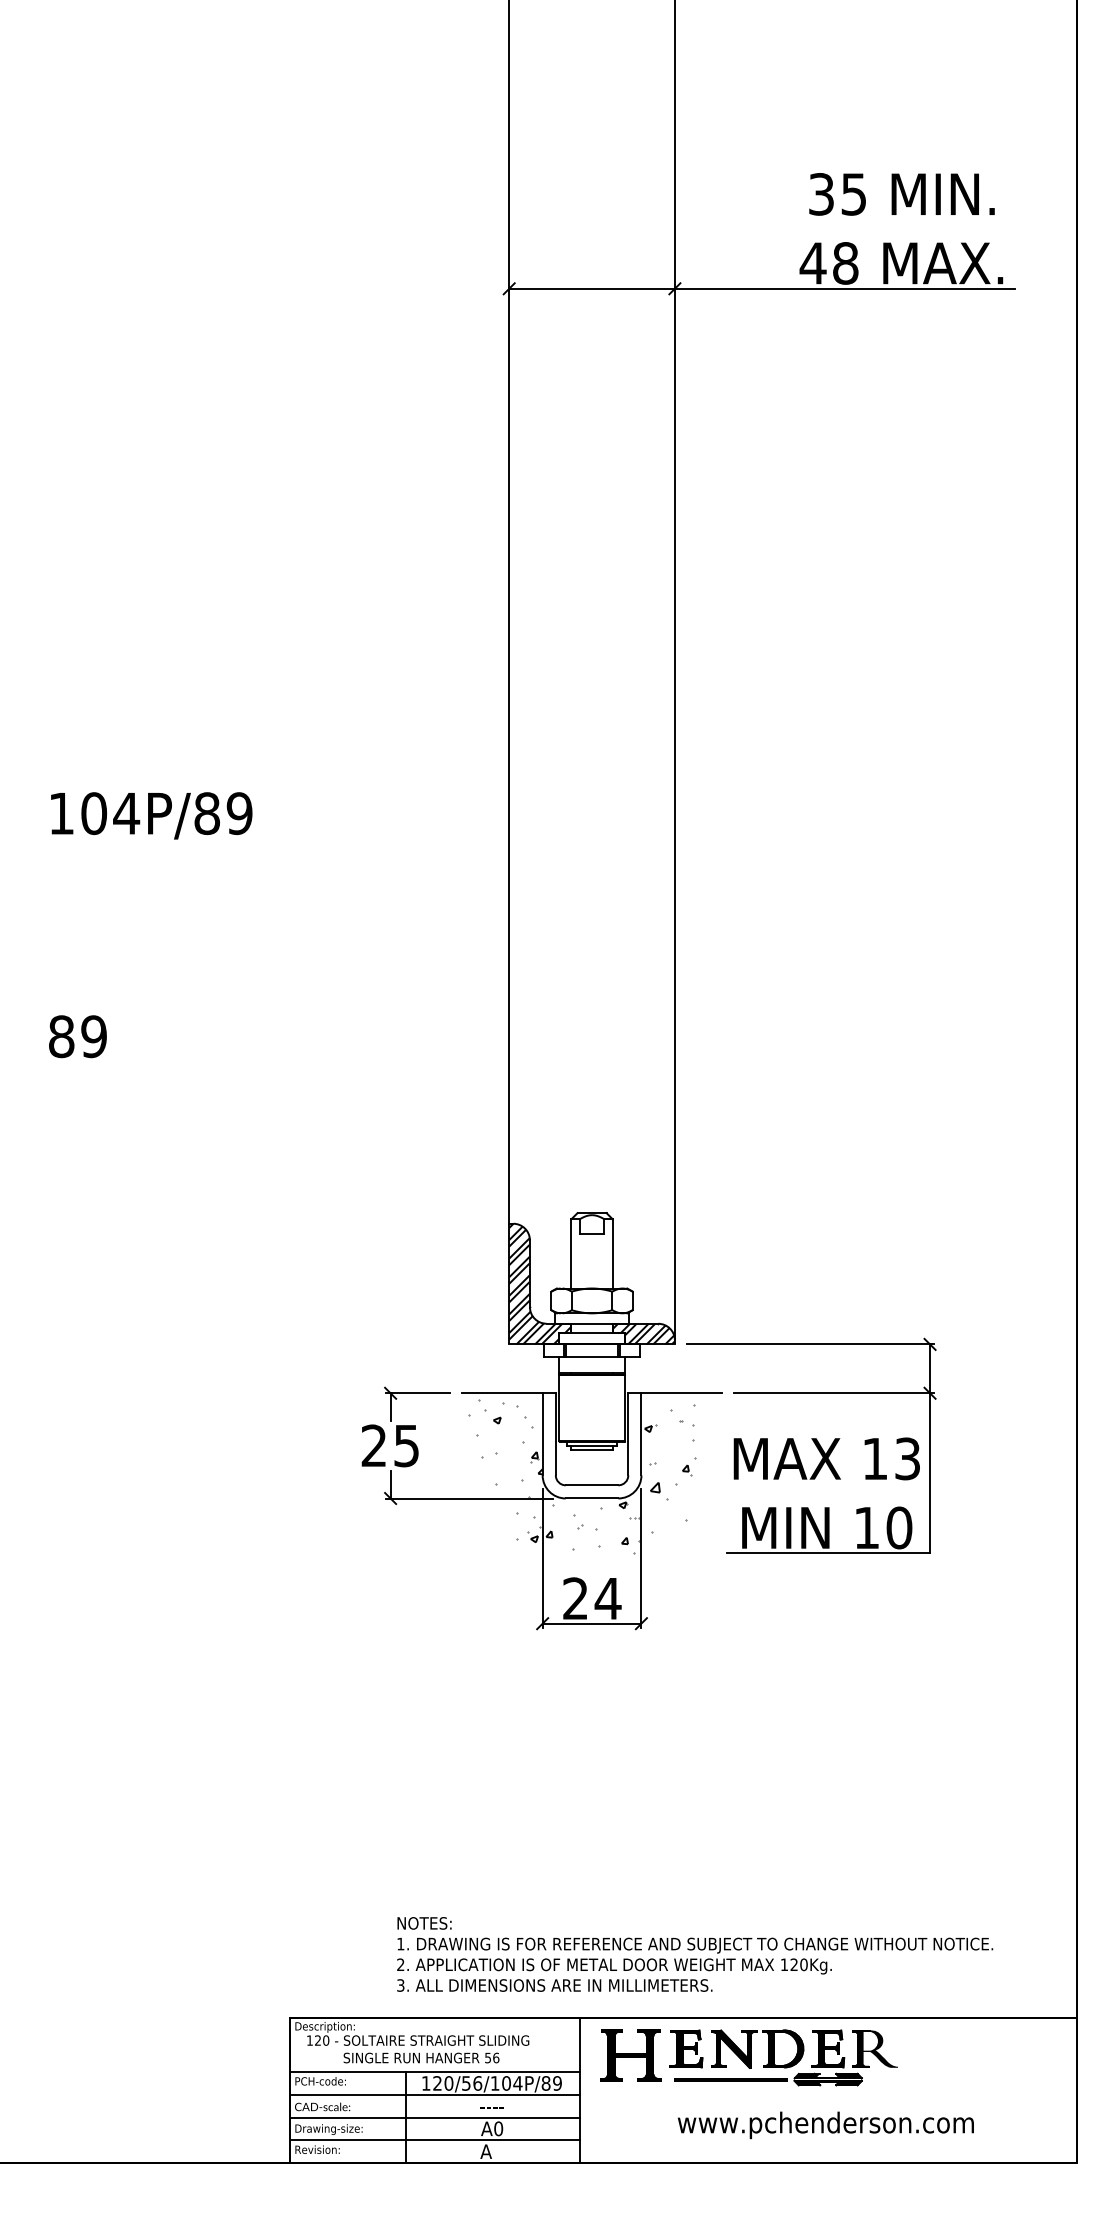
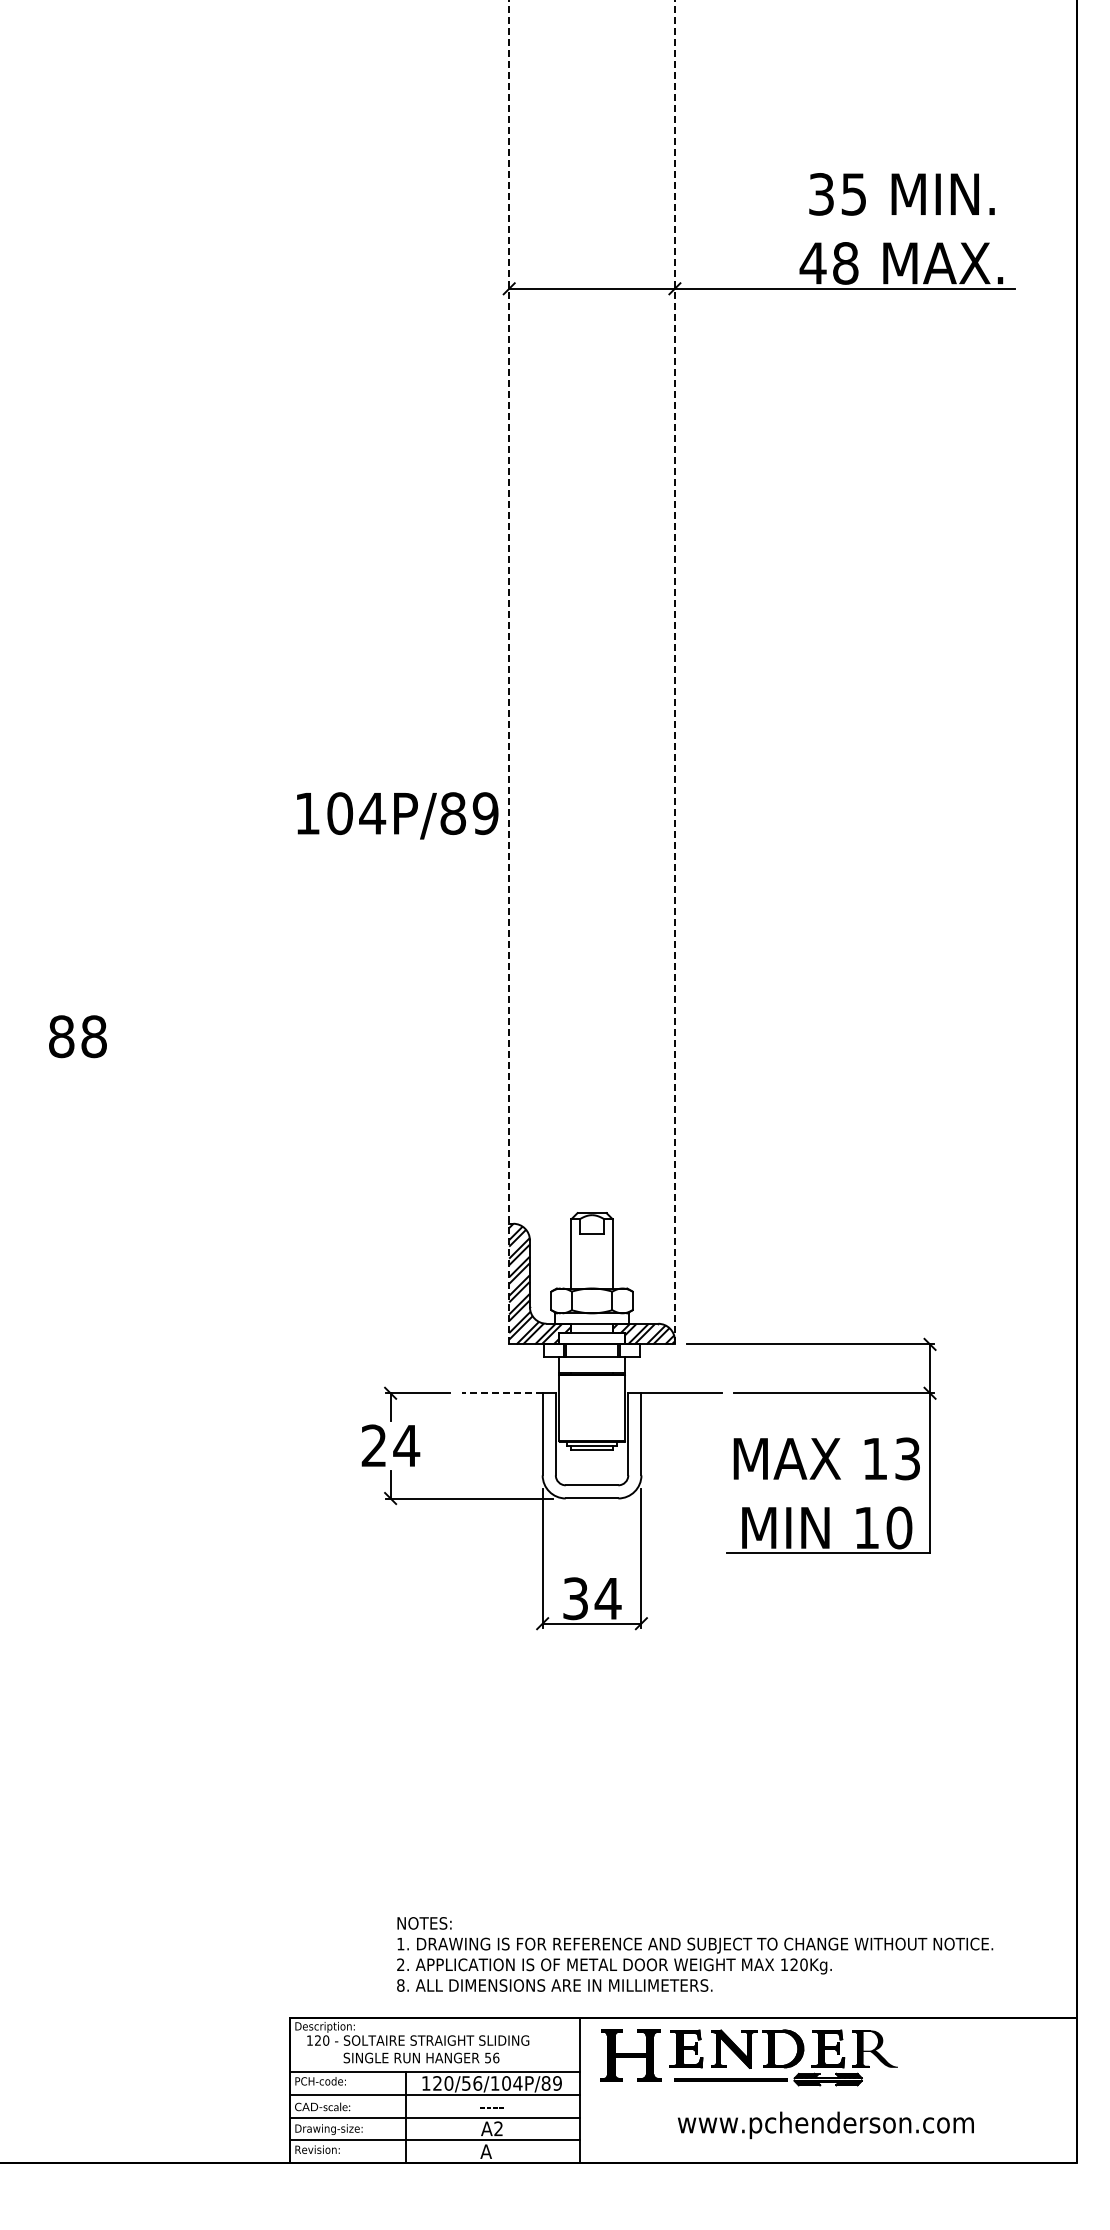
line: solid -> dashed (509, 0)
text position: (151, 815) -> (397, 815) (397, 815)
text: 89 -> 88 (93, 1036)
line: solid -> dashed (502, 1393)
text: 25 -> 24 (406, 1446)
hatch: present -> none (581, 1476)
text: 24 -> 34 (575, 1598)
text: 3. -> 8. (400, 1985)
text: A0 -> A2 (498, 2128)
